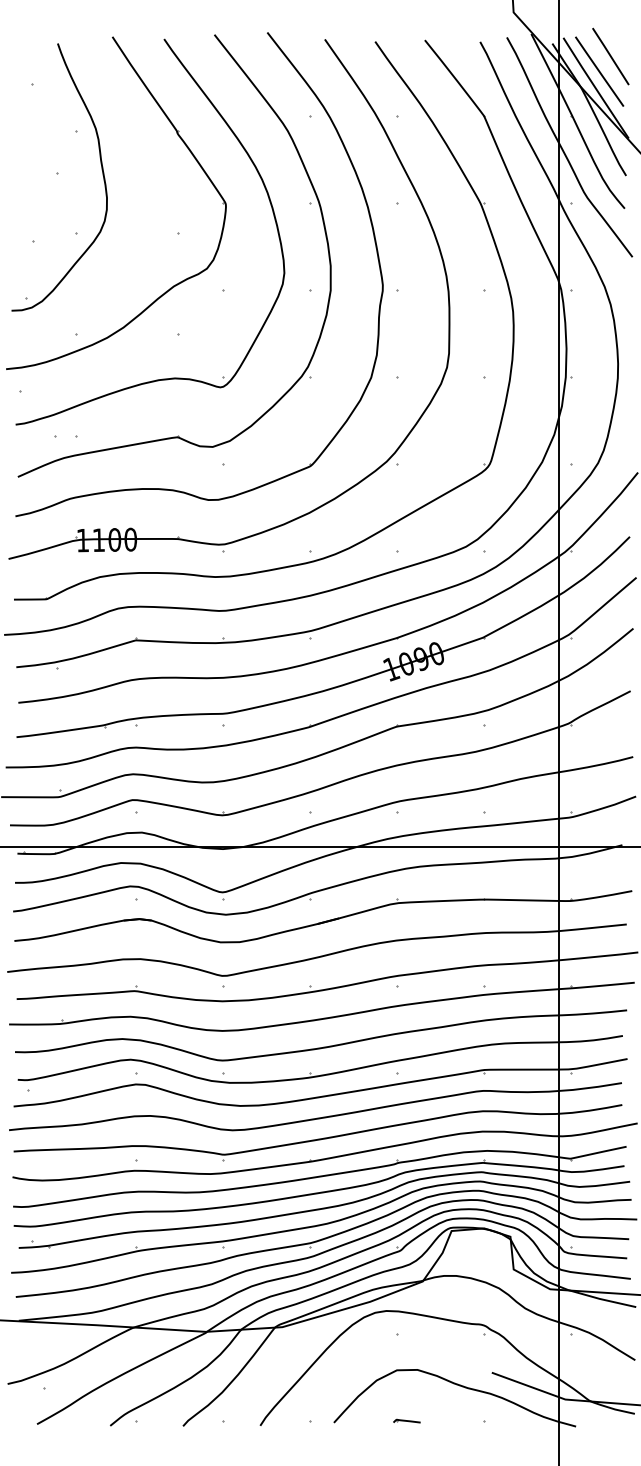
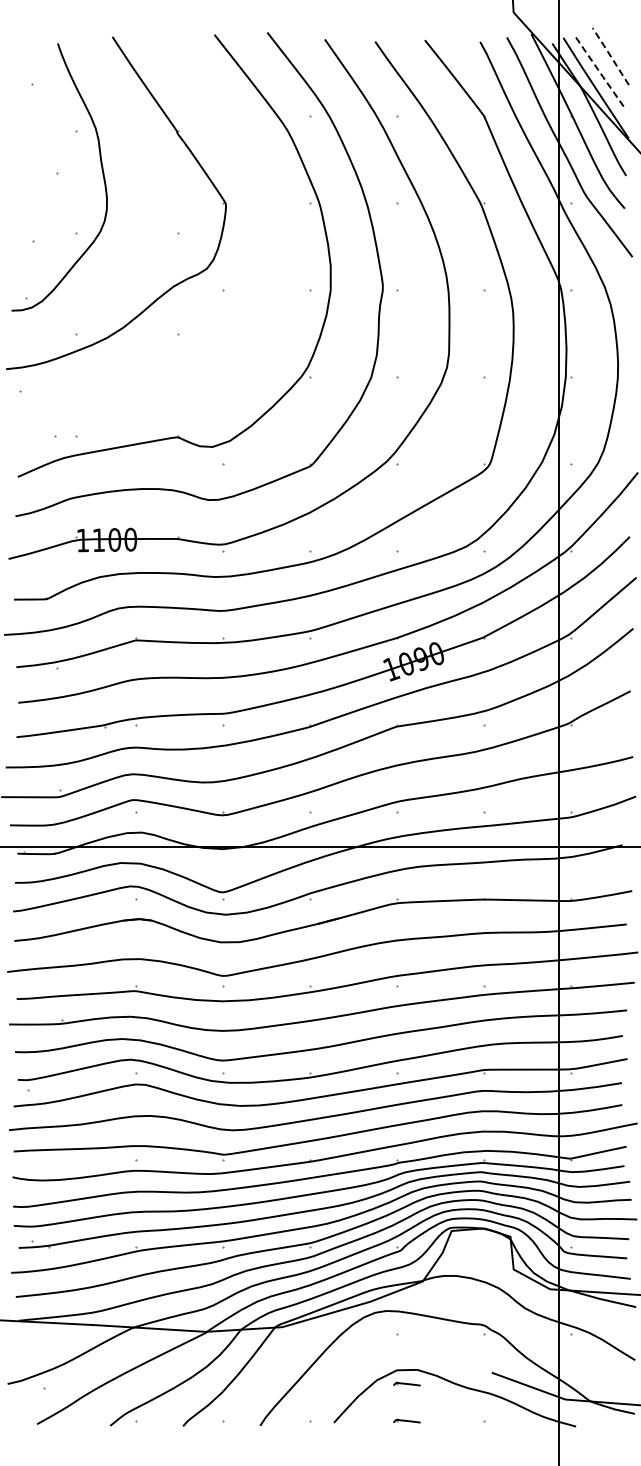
line: solid -> dashed (610, 55)
line: solid -> dashed (599, 71)
part: present -> none (257, 173)
part: none -> present (406, 1383)
